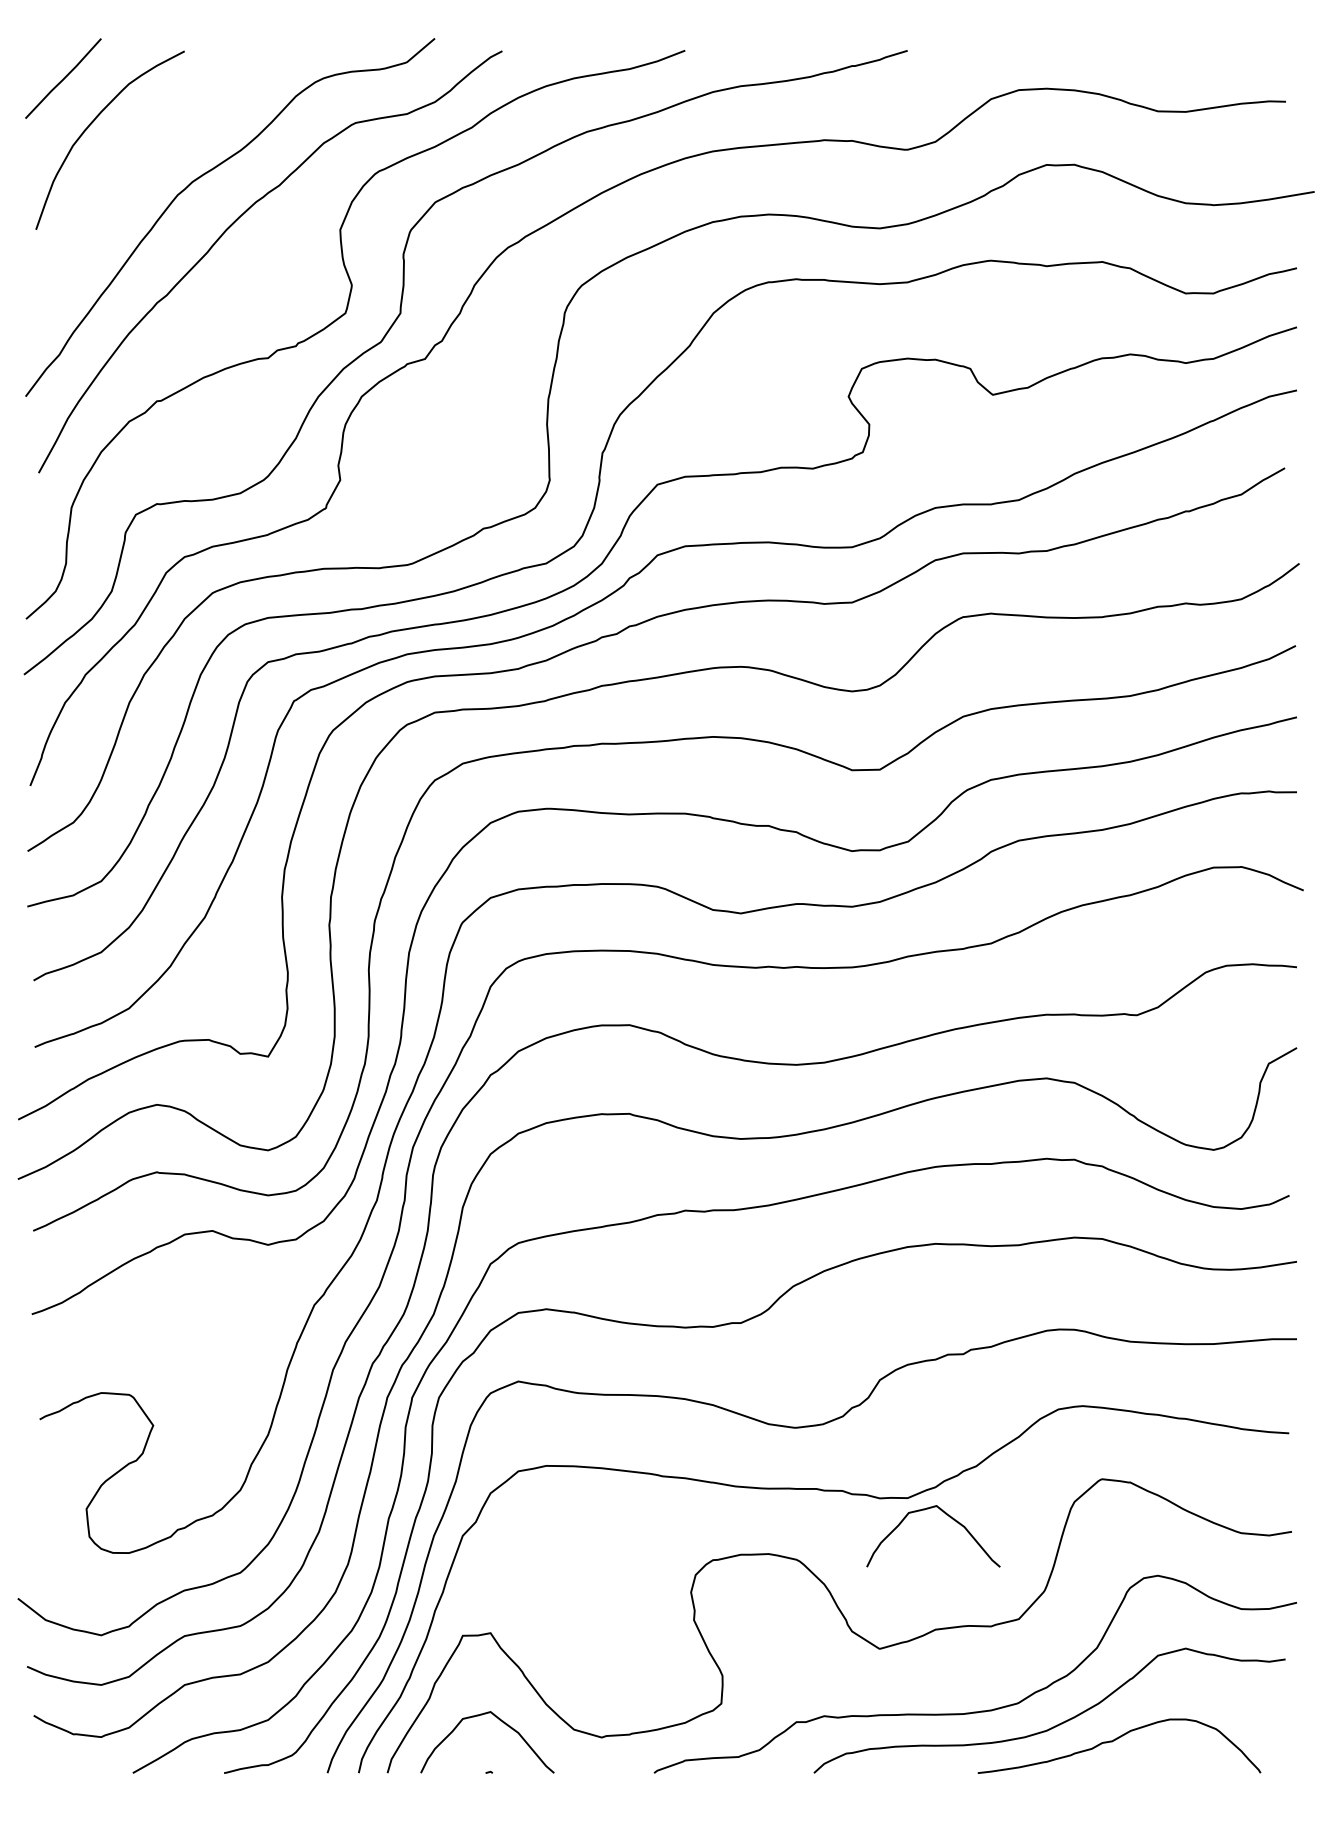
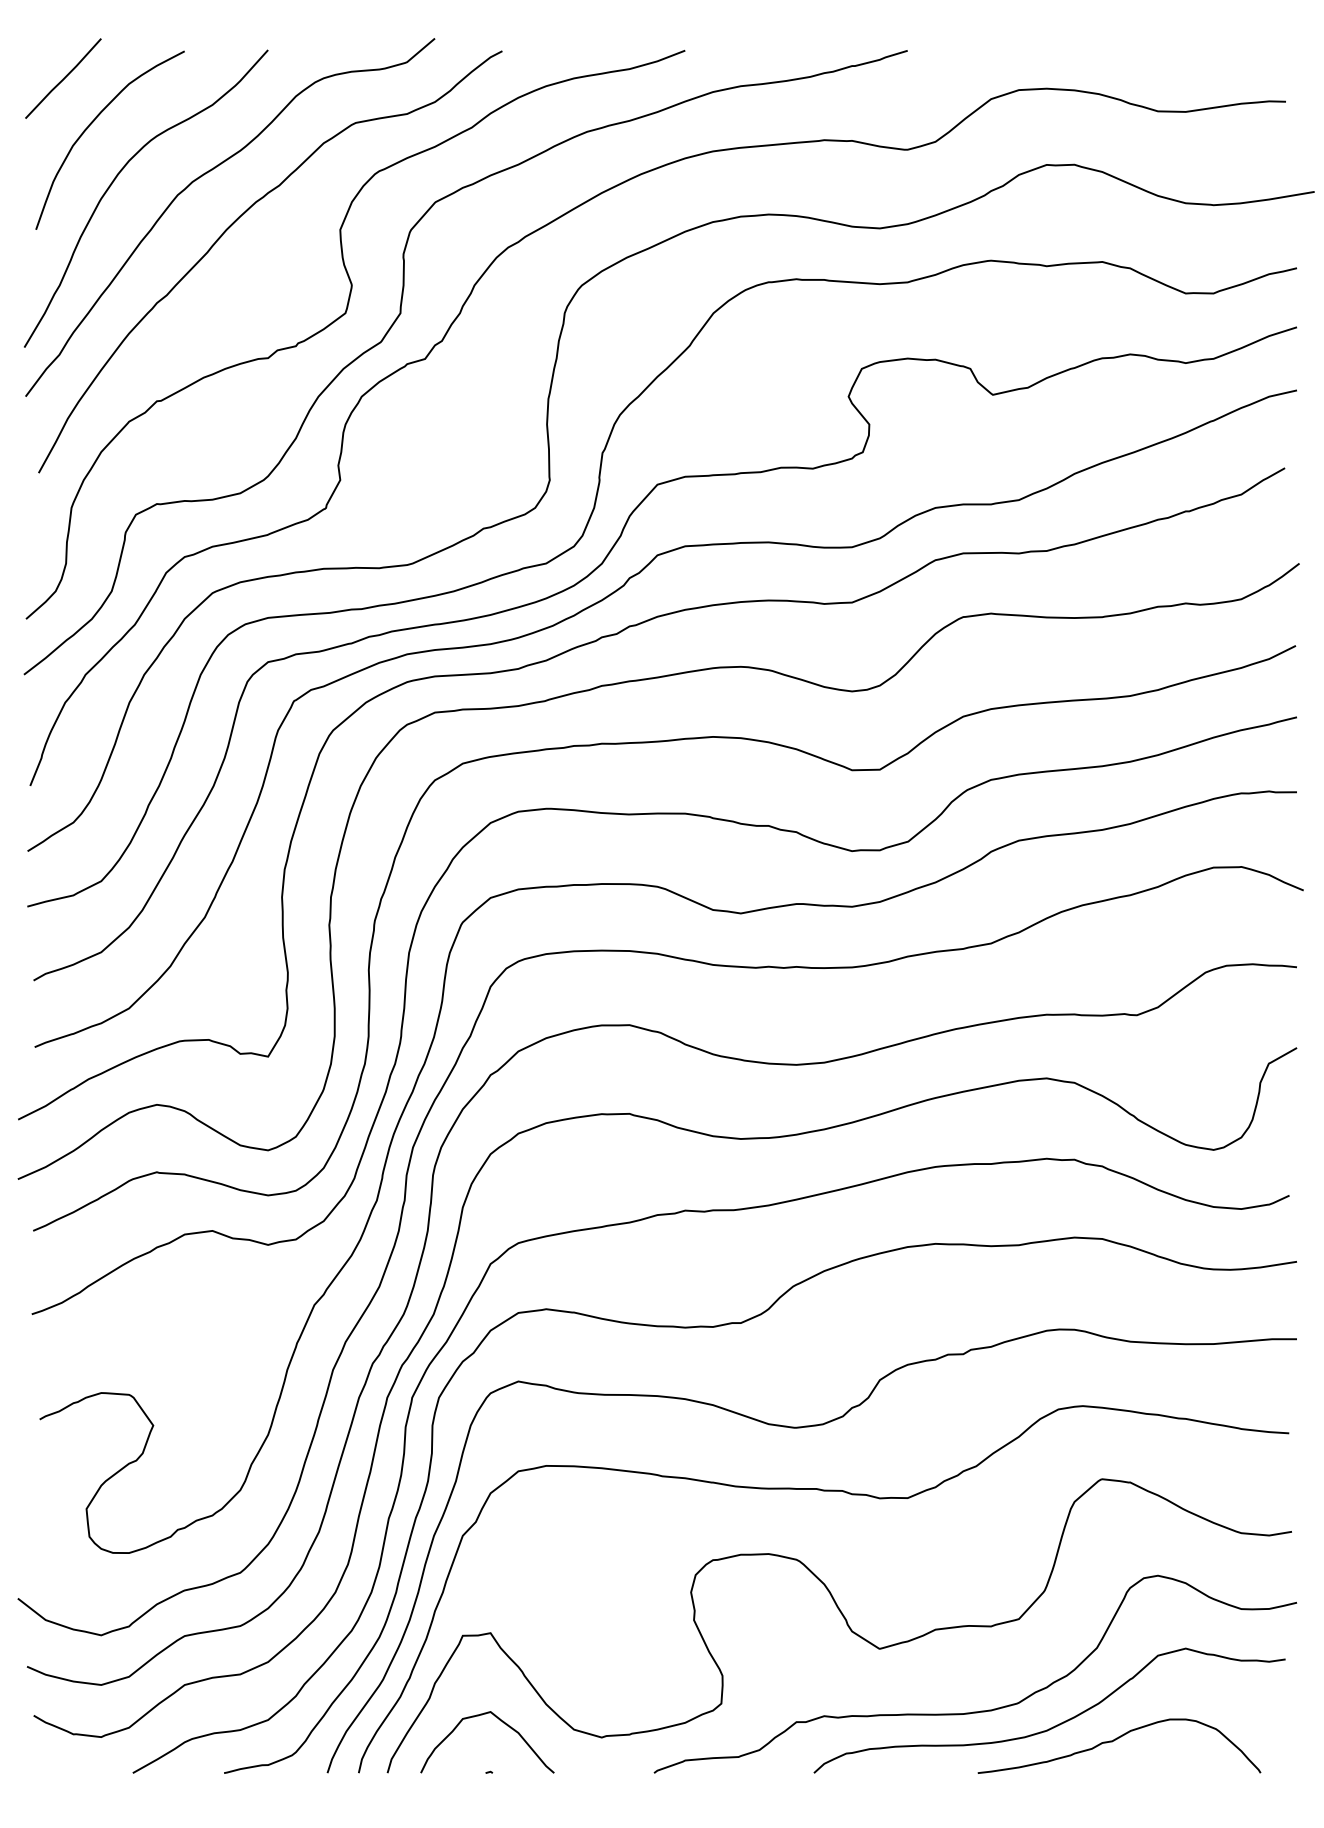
curve: none -> present (116, 178)
curve: present -> none (946, 1515)
